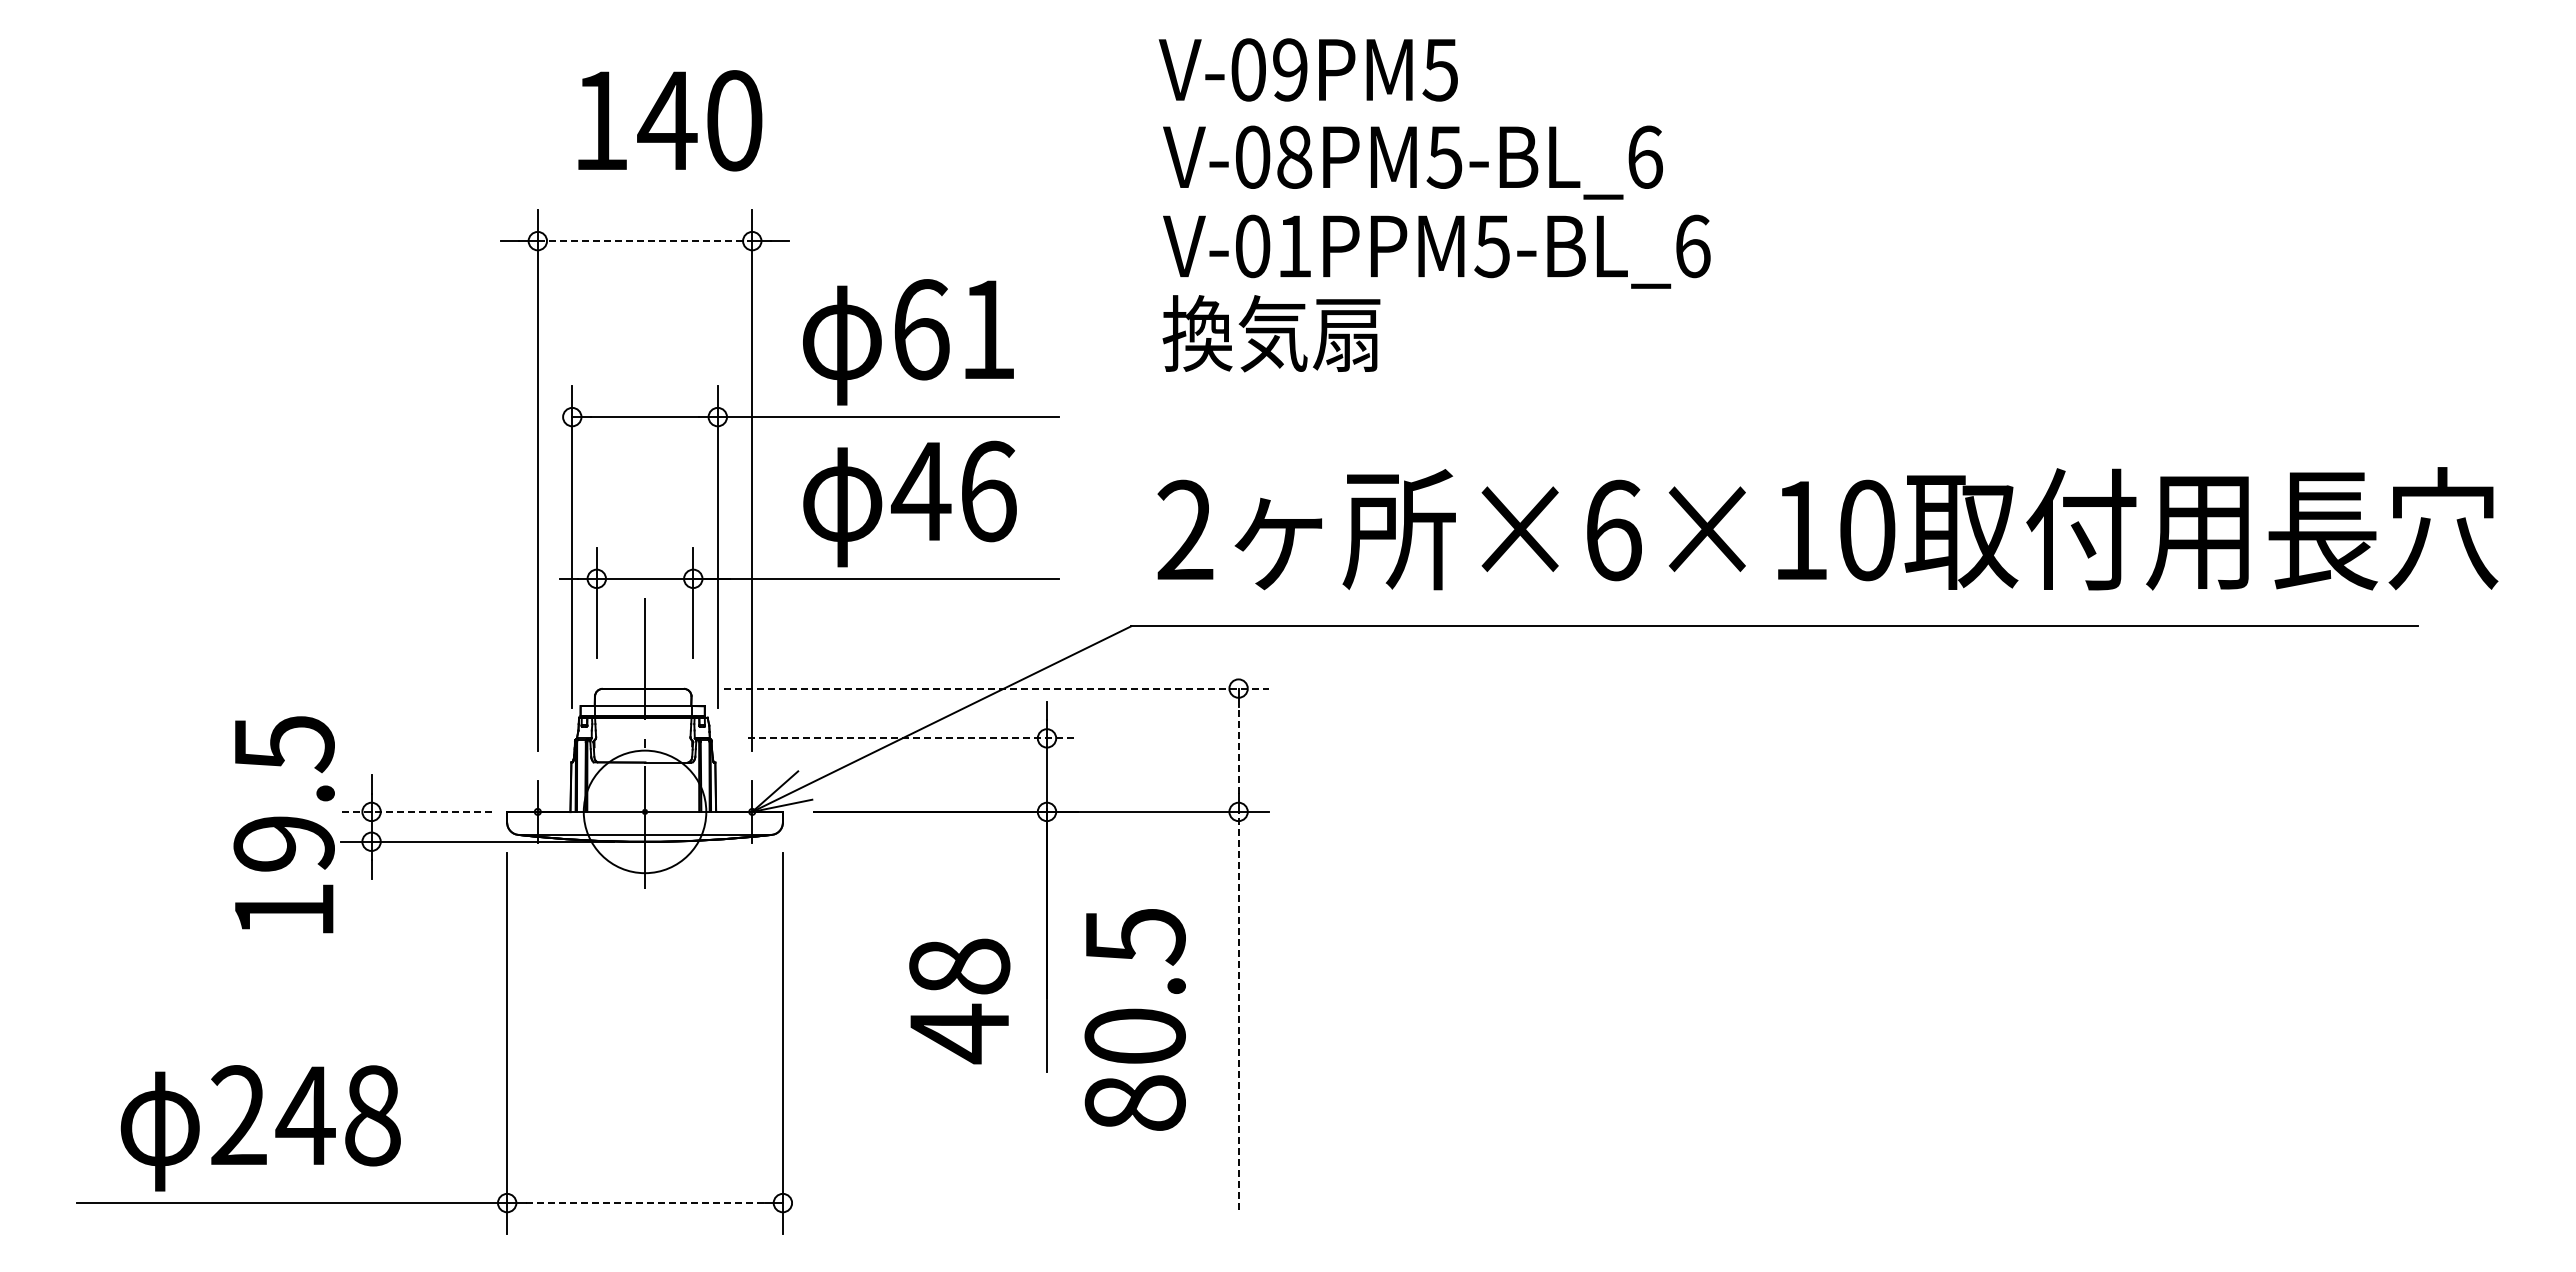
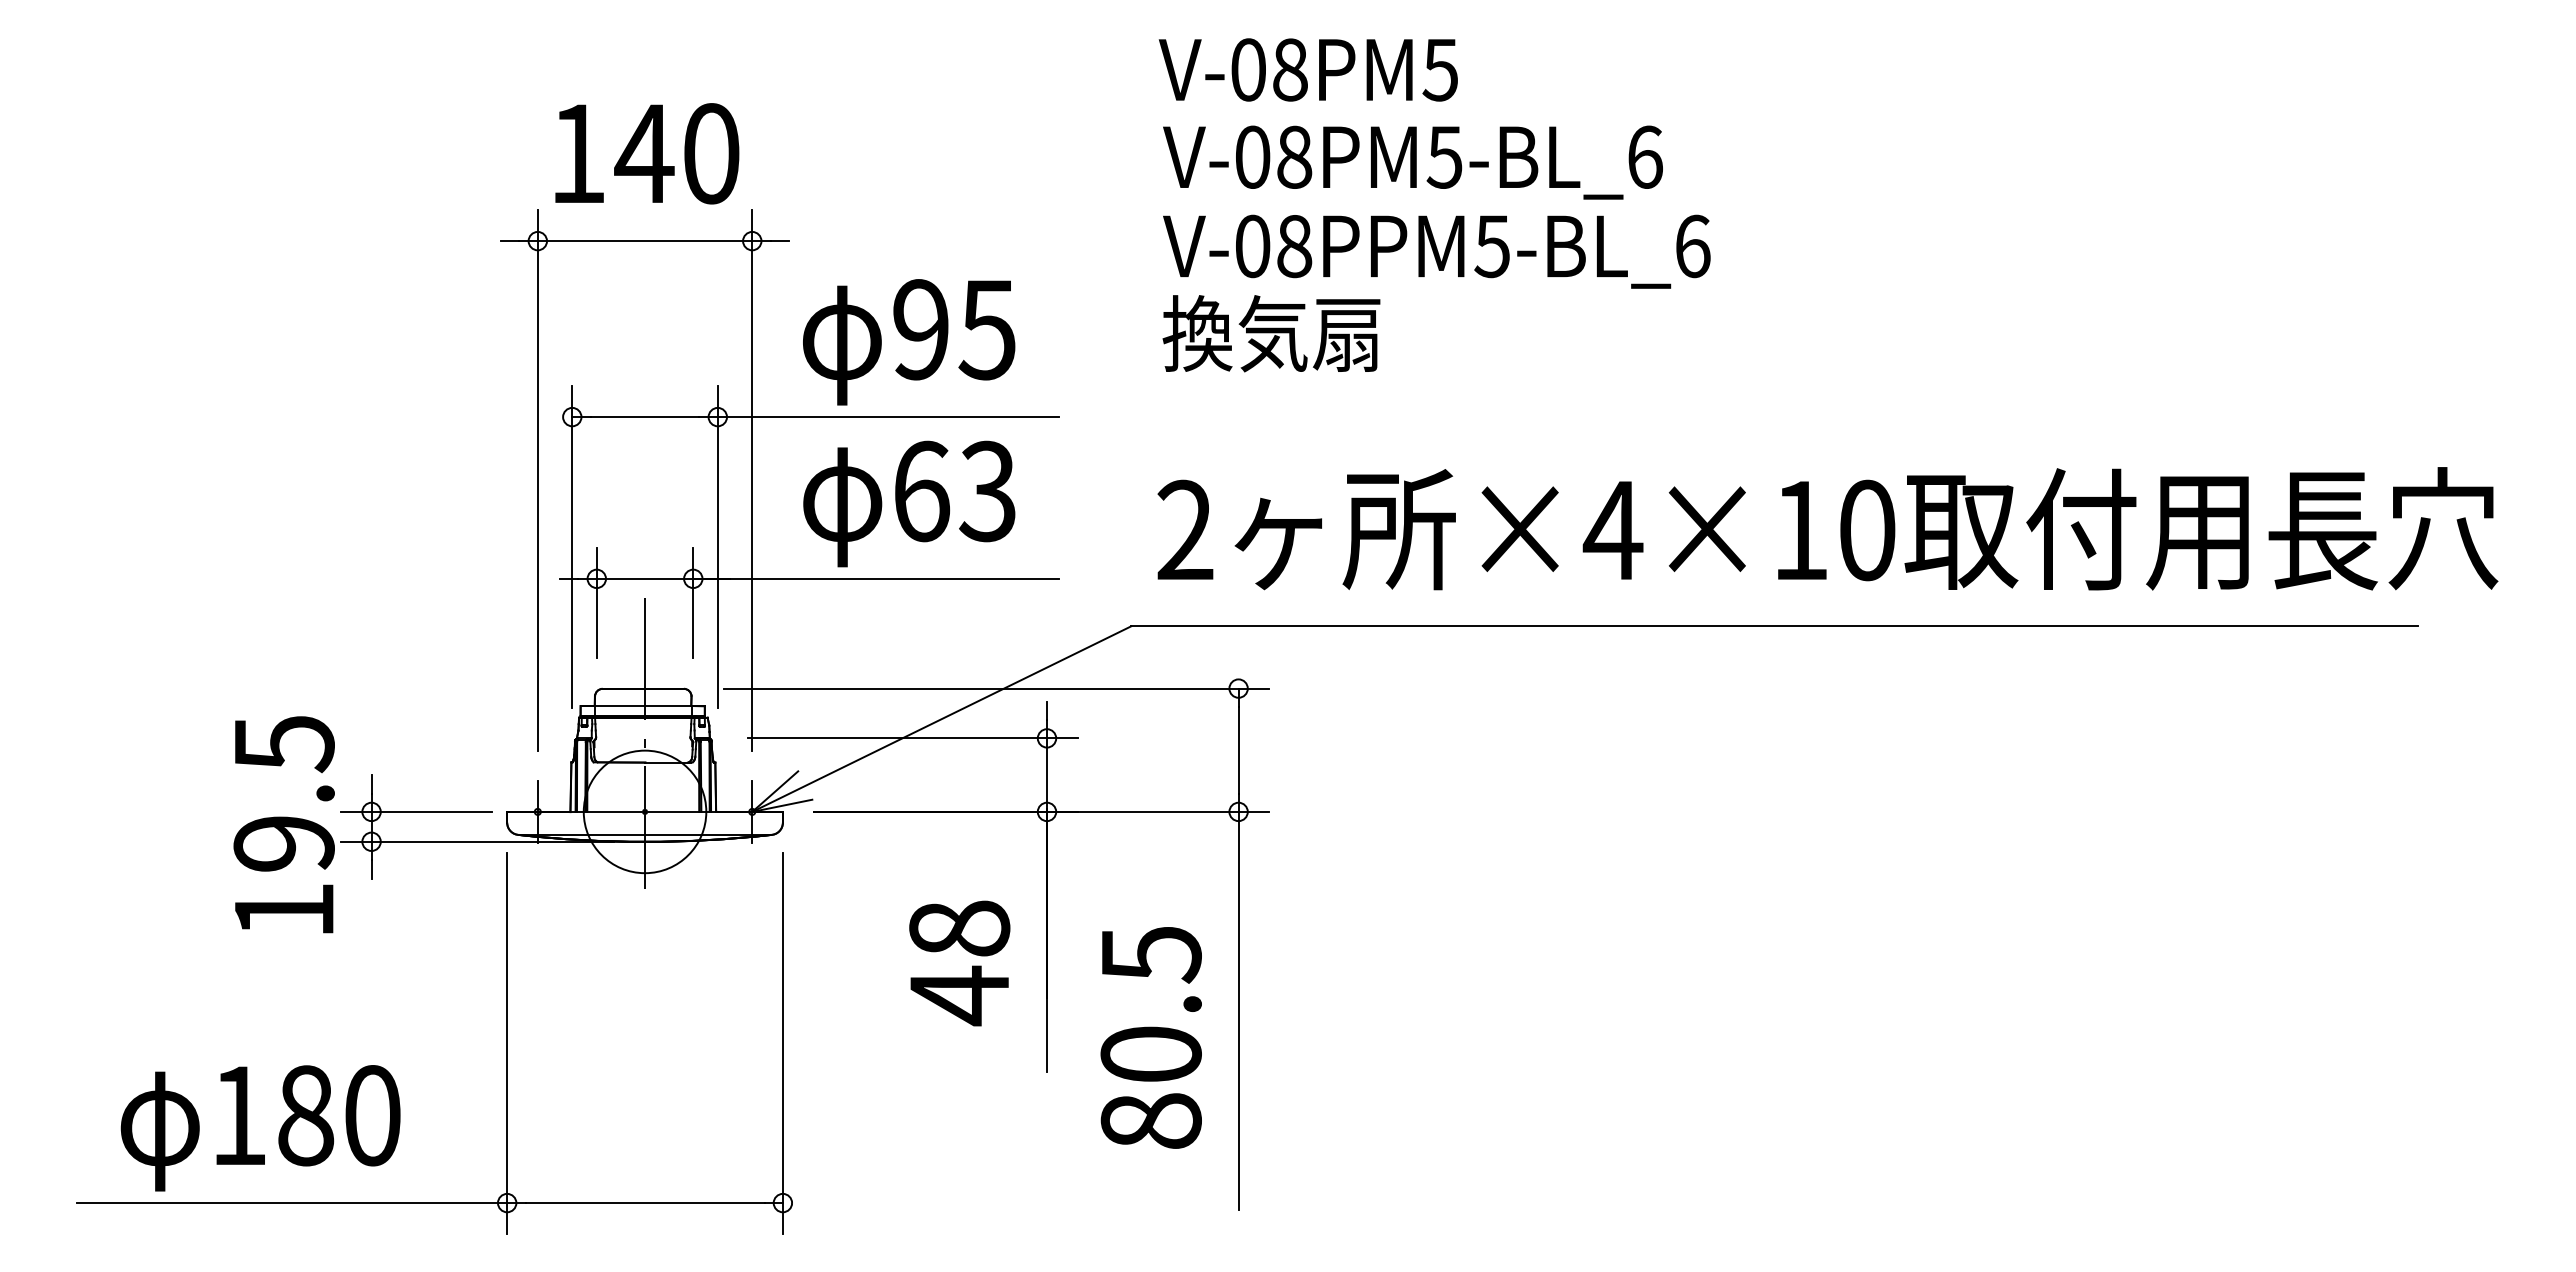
text: V-09PM5 -> V-08PM5 (1290, 69)
text position: (670, 120) -> (647, 153) (647, 153)
line: dashed -> solid (645, 241)
text: V-01PPM5-BL_6 -> V-08PPM5-BL_6 (1294, 246)
text: 61 -> 95 (954, 329)
text: 46 -> 63 (953, 491)
text: ×6×10 -> ×4×10 (1612, 530)
line: dashed -> solid (996, 688)
line: dashed -> solid (913, 738)
line: dashed -> solid (1238, 749)
line: dashed -> solid (415, 811)
text position: (959, 1001) -> (959, 963) (959, 963)
line: dashed -> solid (1238, 1010)
text position: (1134, 1019) -> (1150, 1037) (1150, 1037)
text: 248 -> 180 (305, 1115)
line: dashed -> solid (645, 1203)
